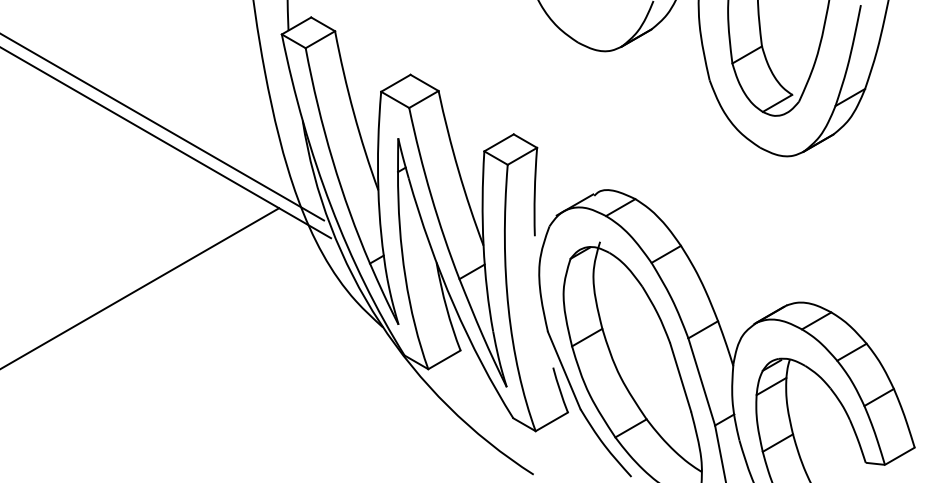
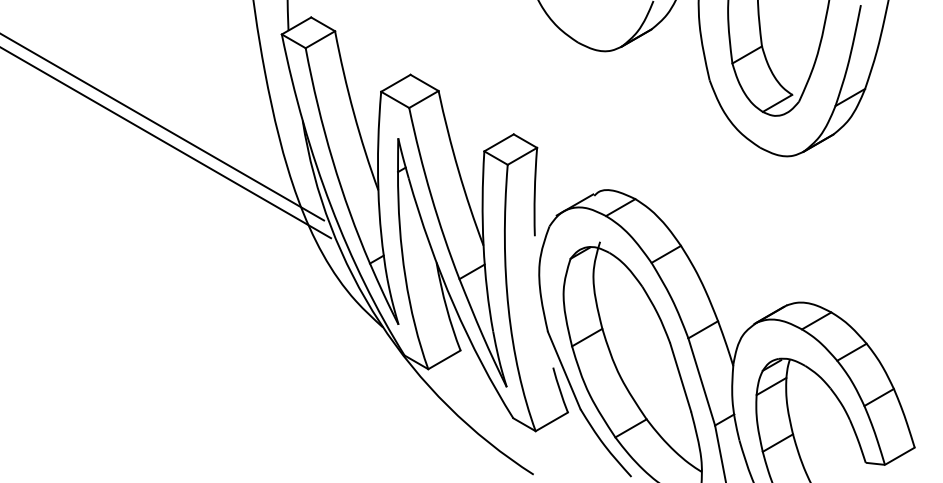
line: present -> none (140, 288)
